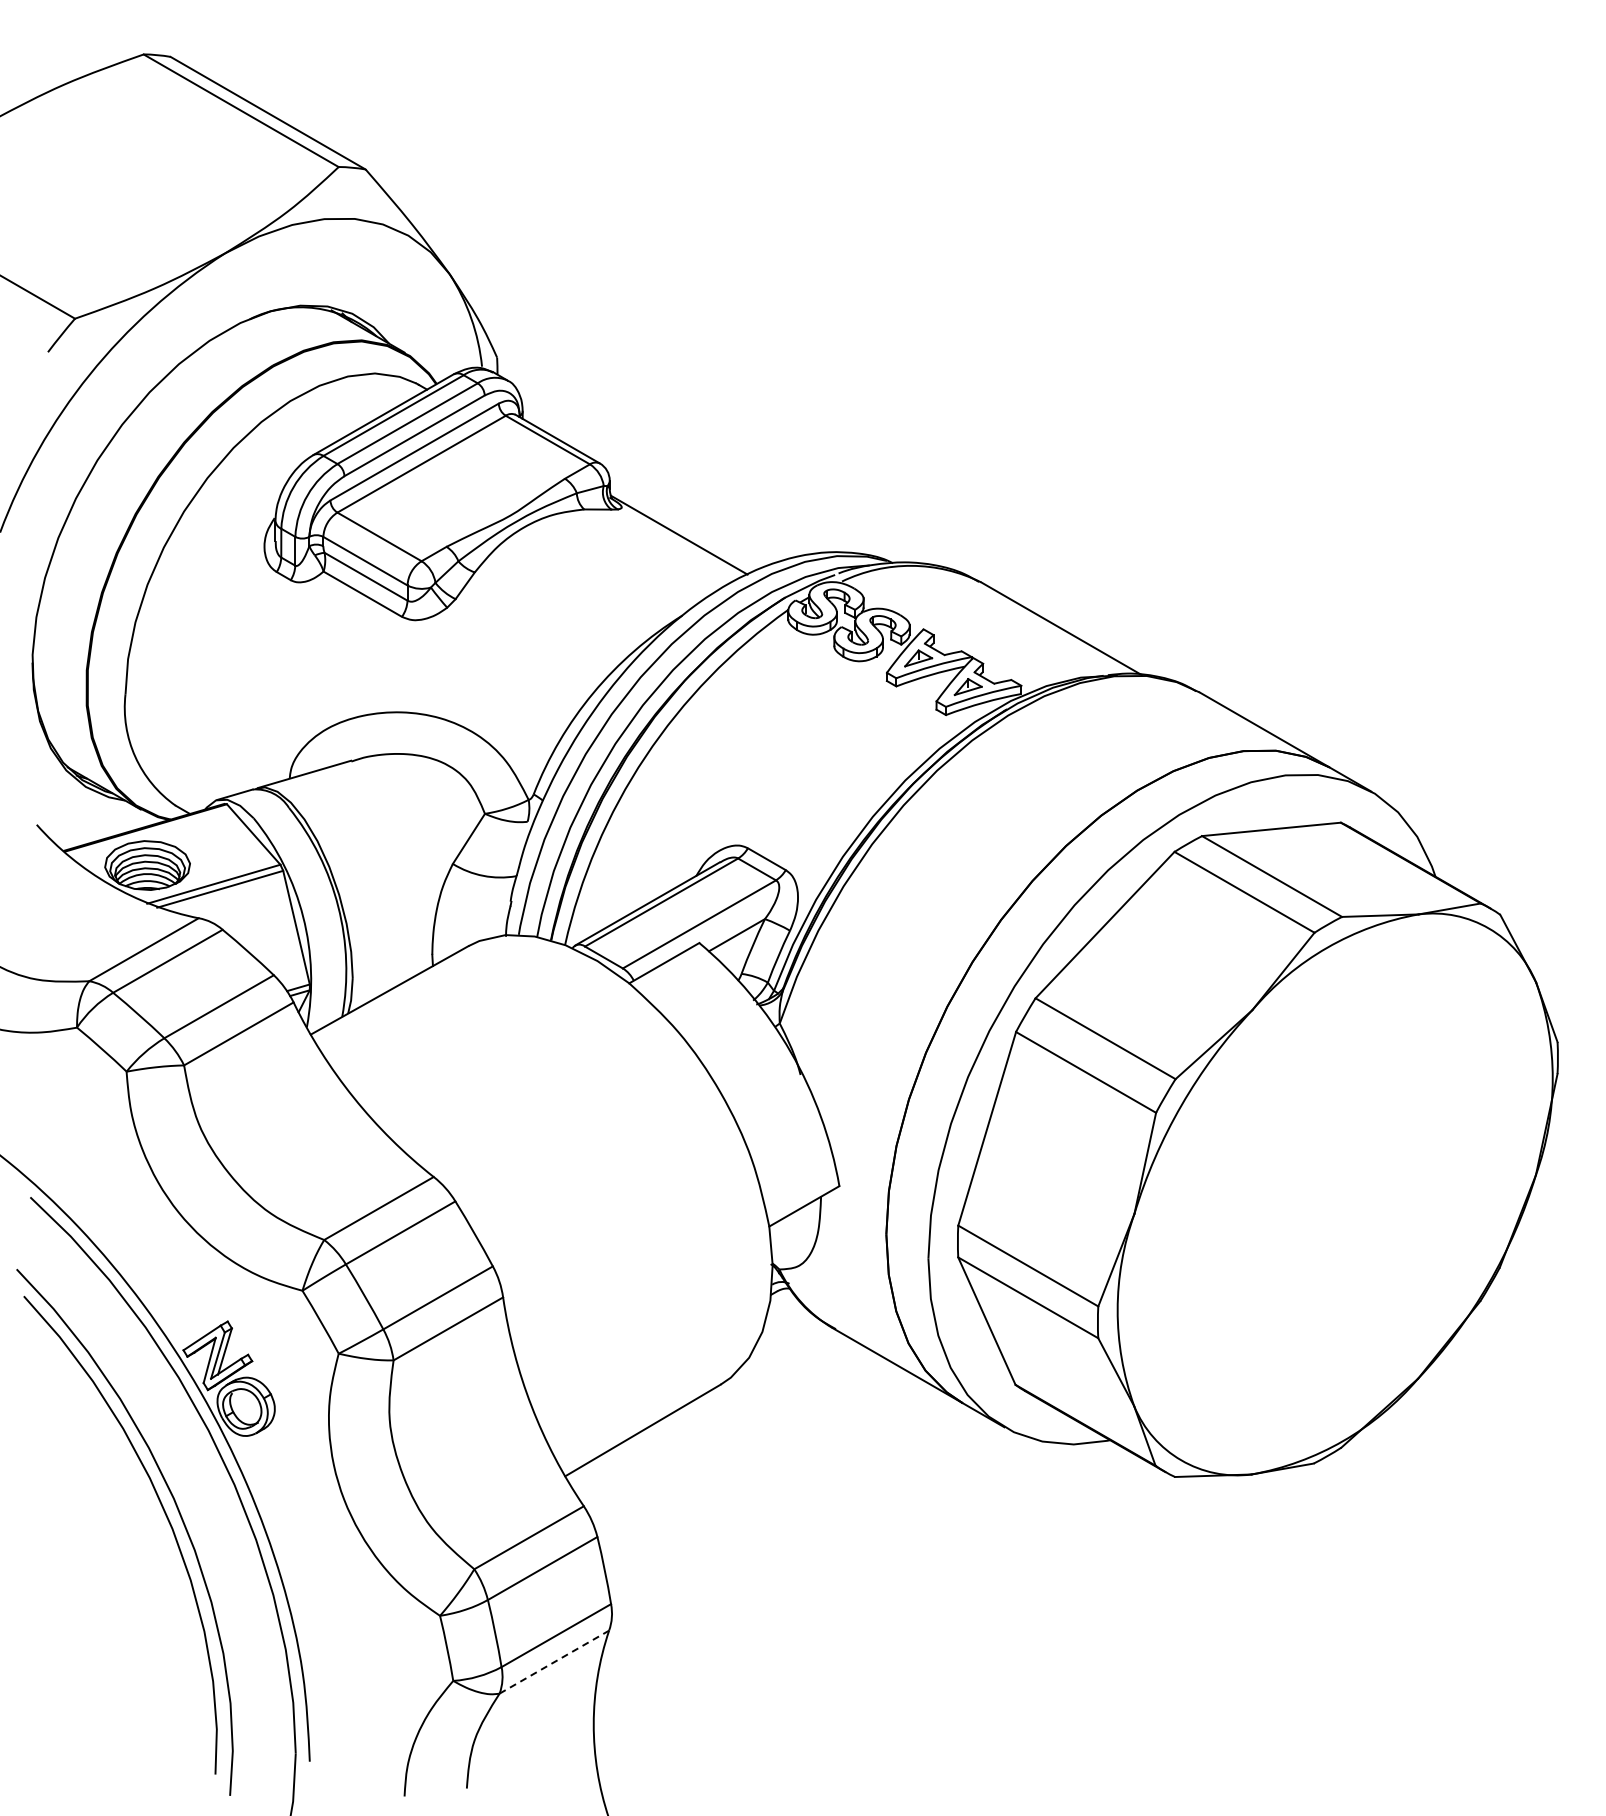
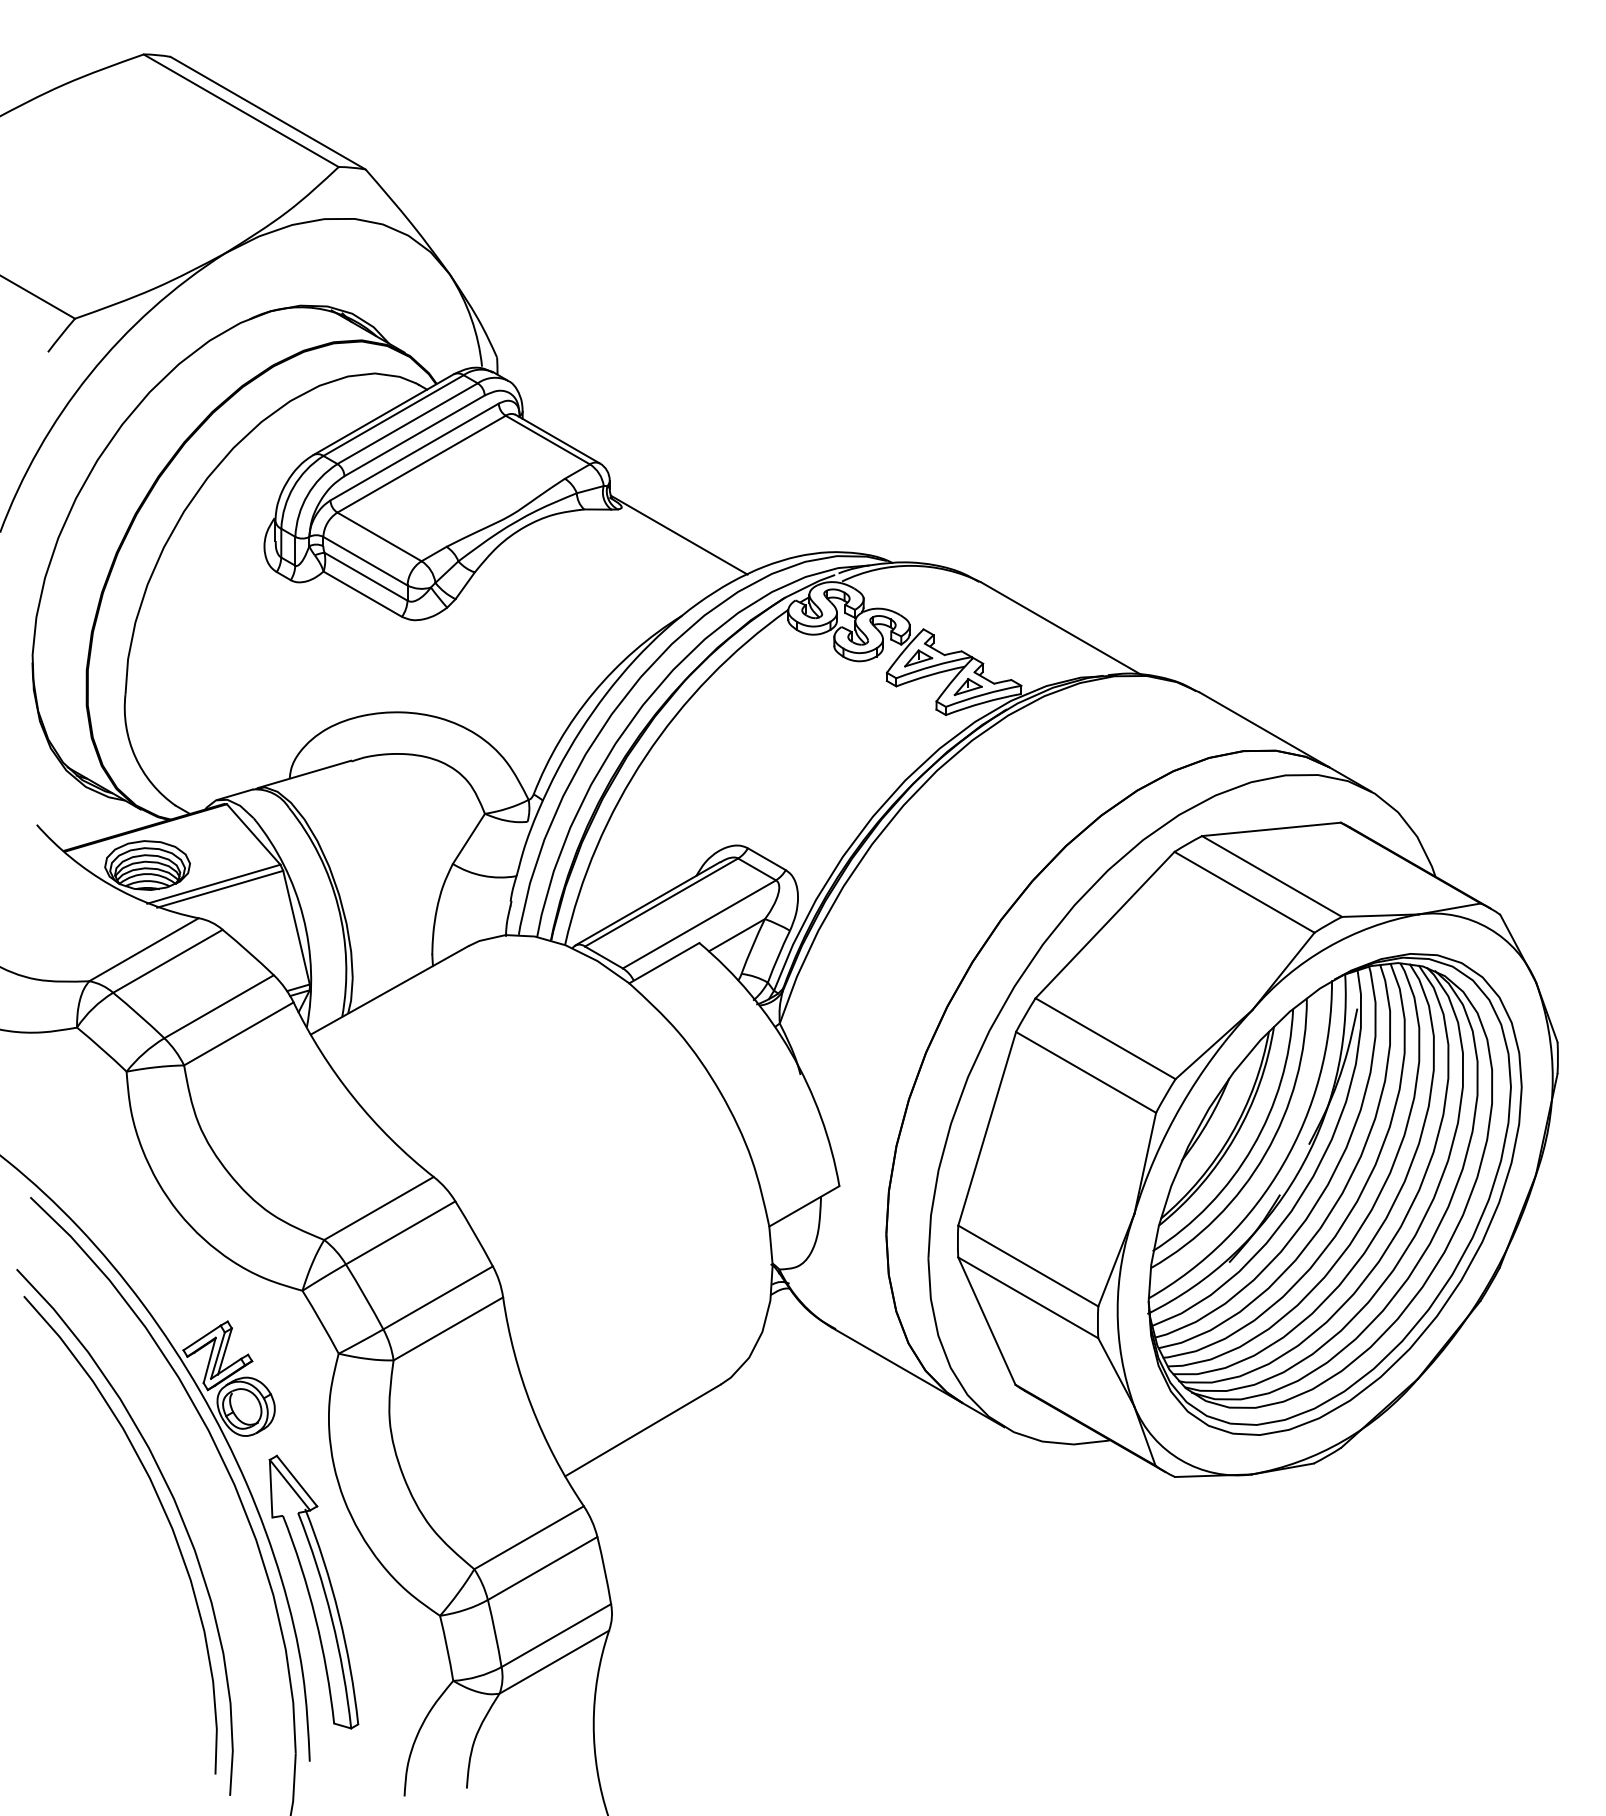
part: none -> present (1334, 1194)
part: none -> present (313, 1591)
line: dashed -> solid (554, 1661)
